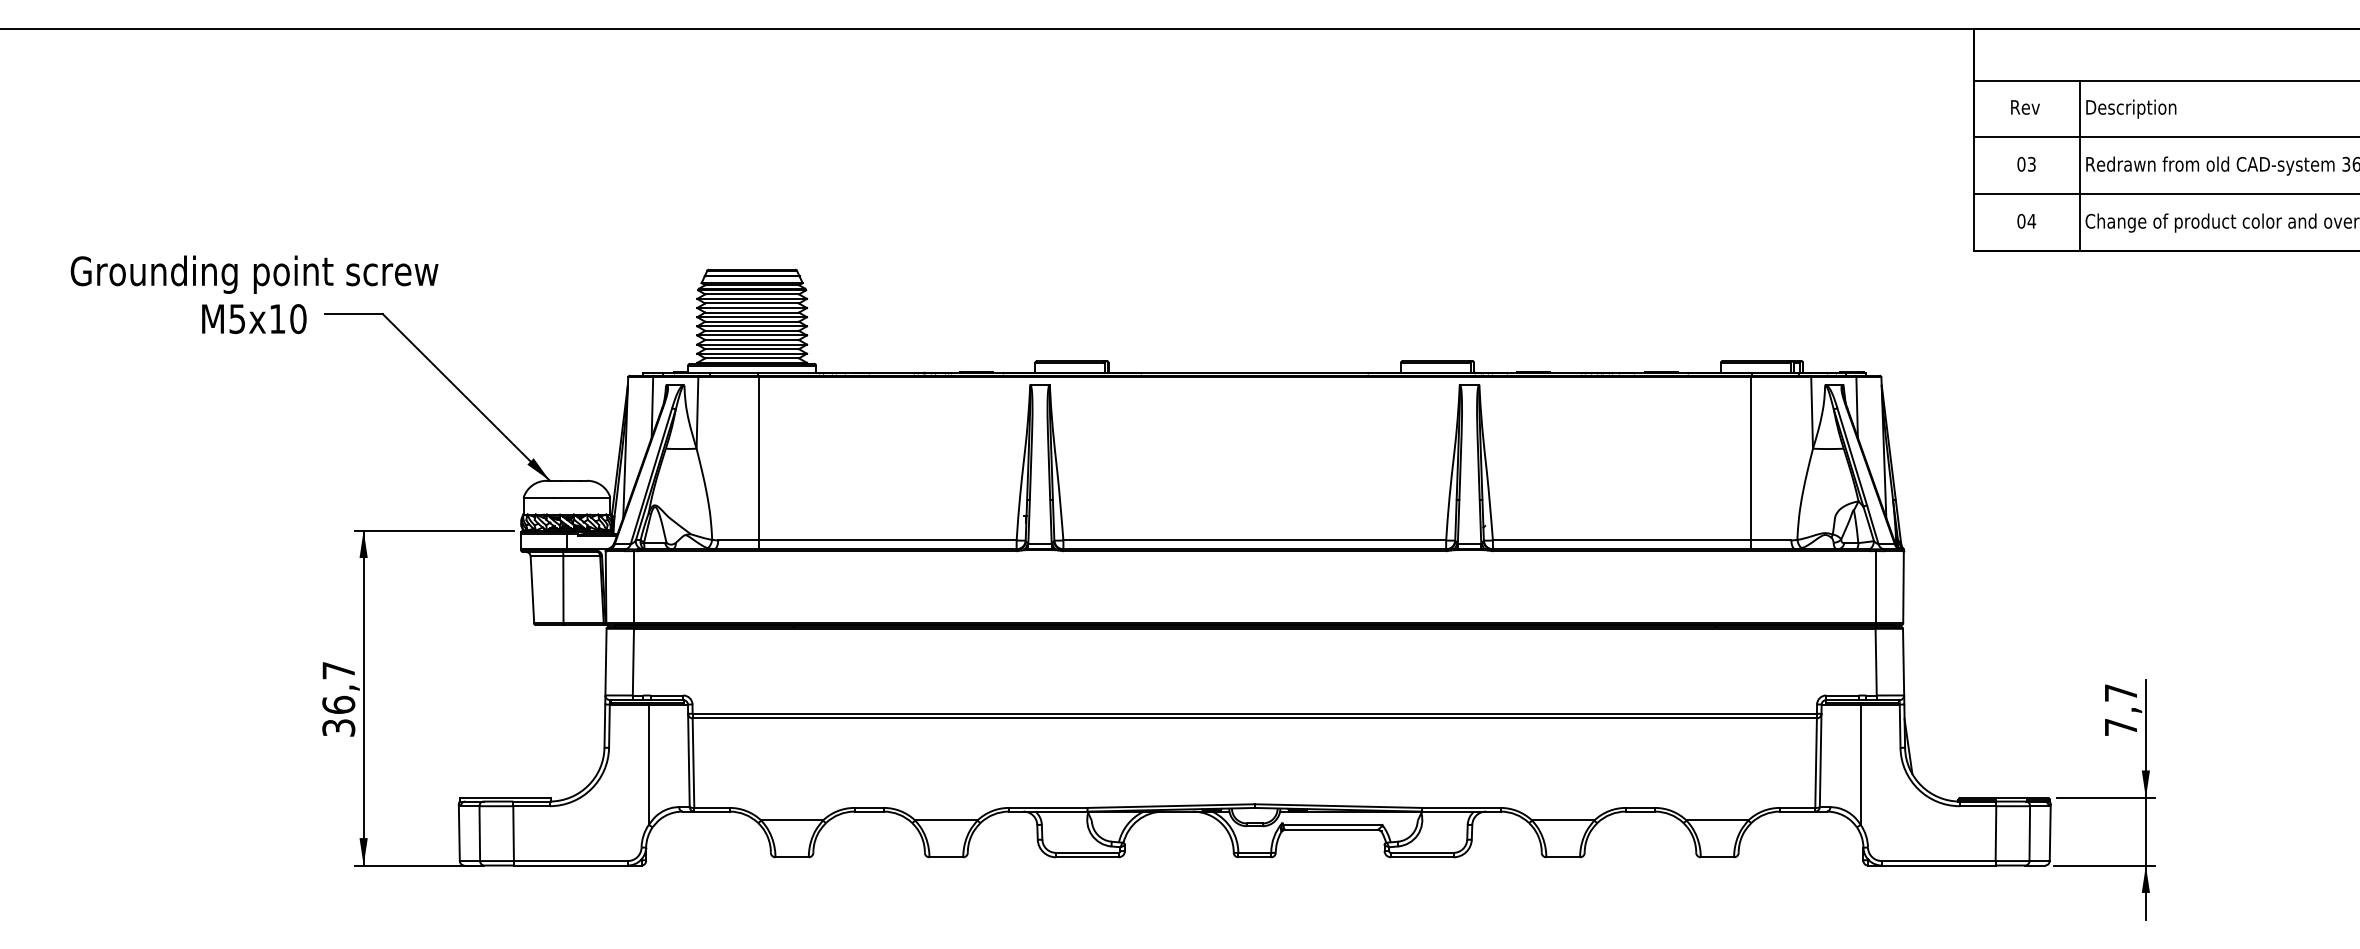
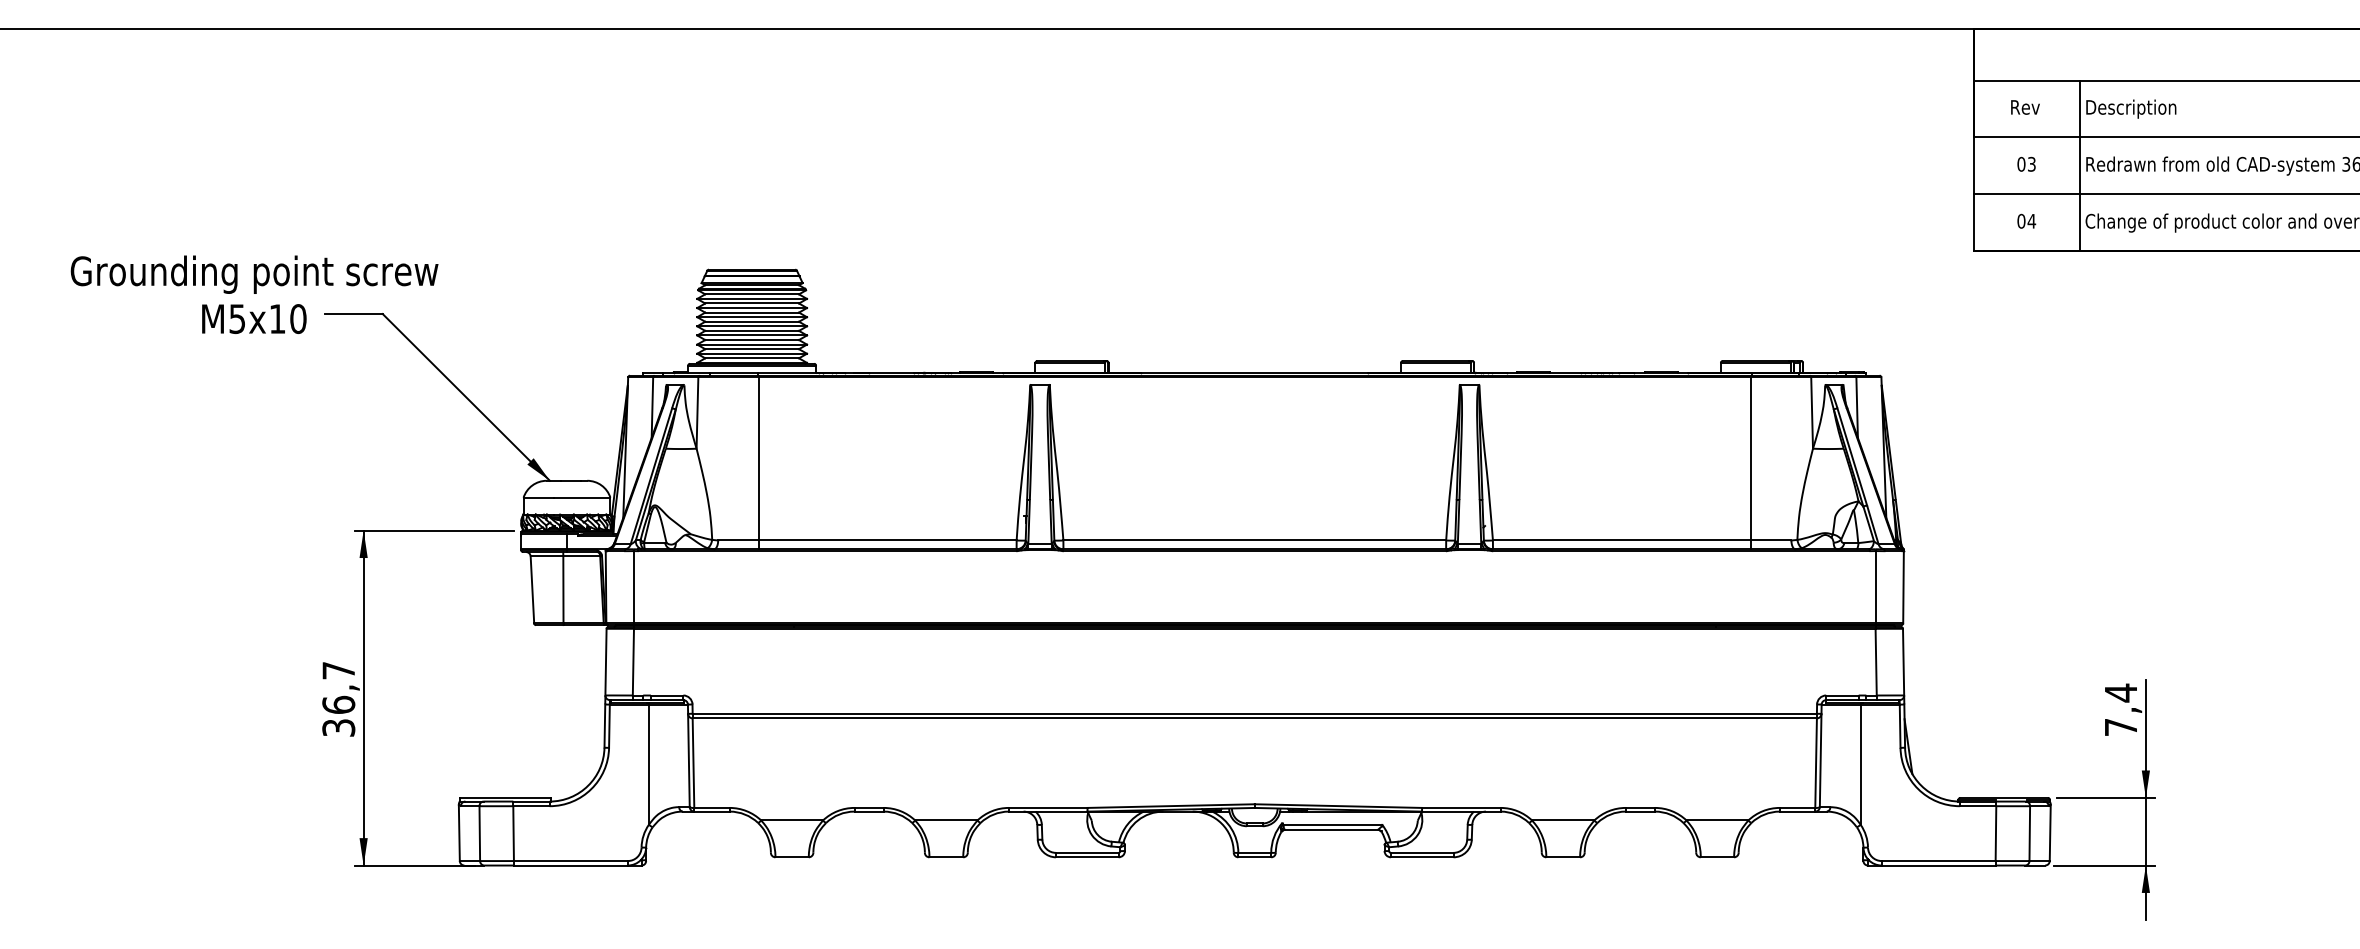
text: 7,7 -> 7,4 (2120, 692)
